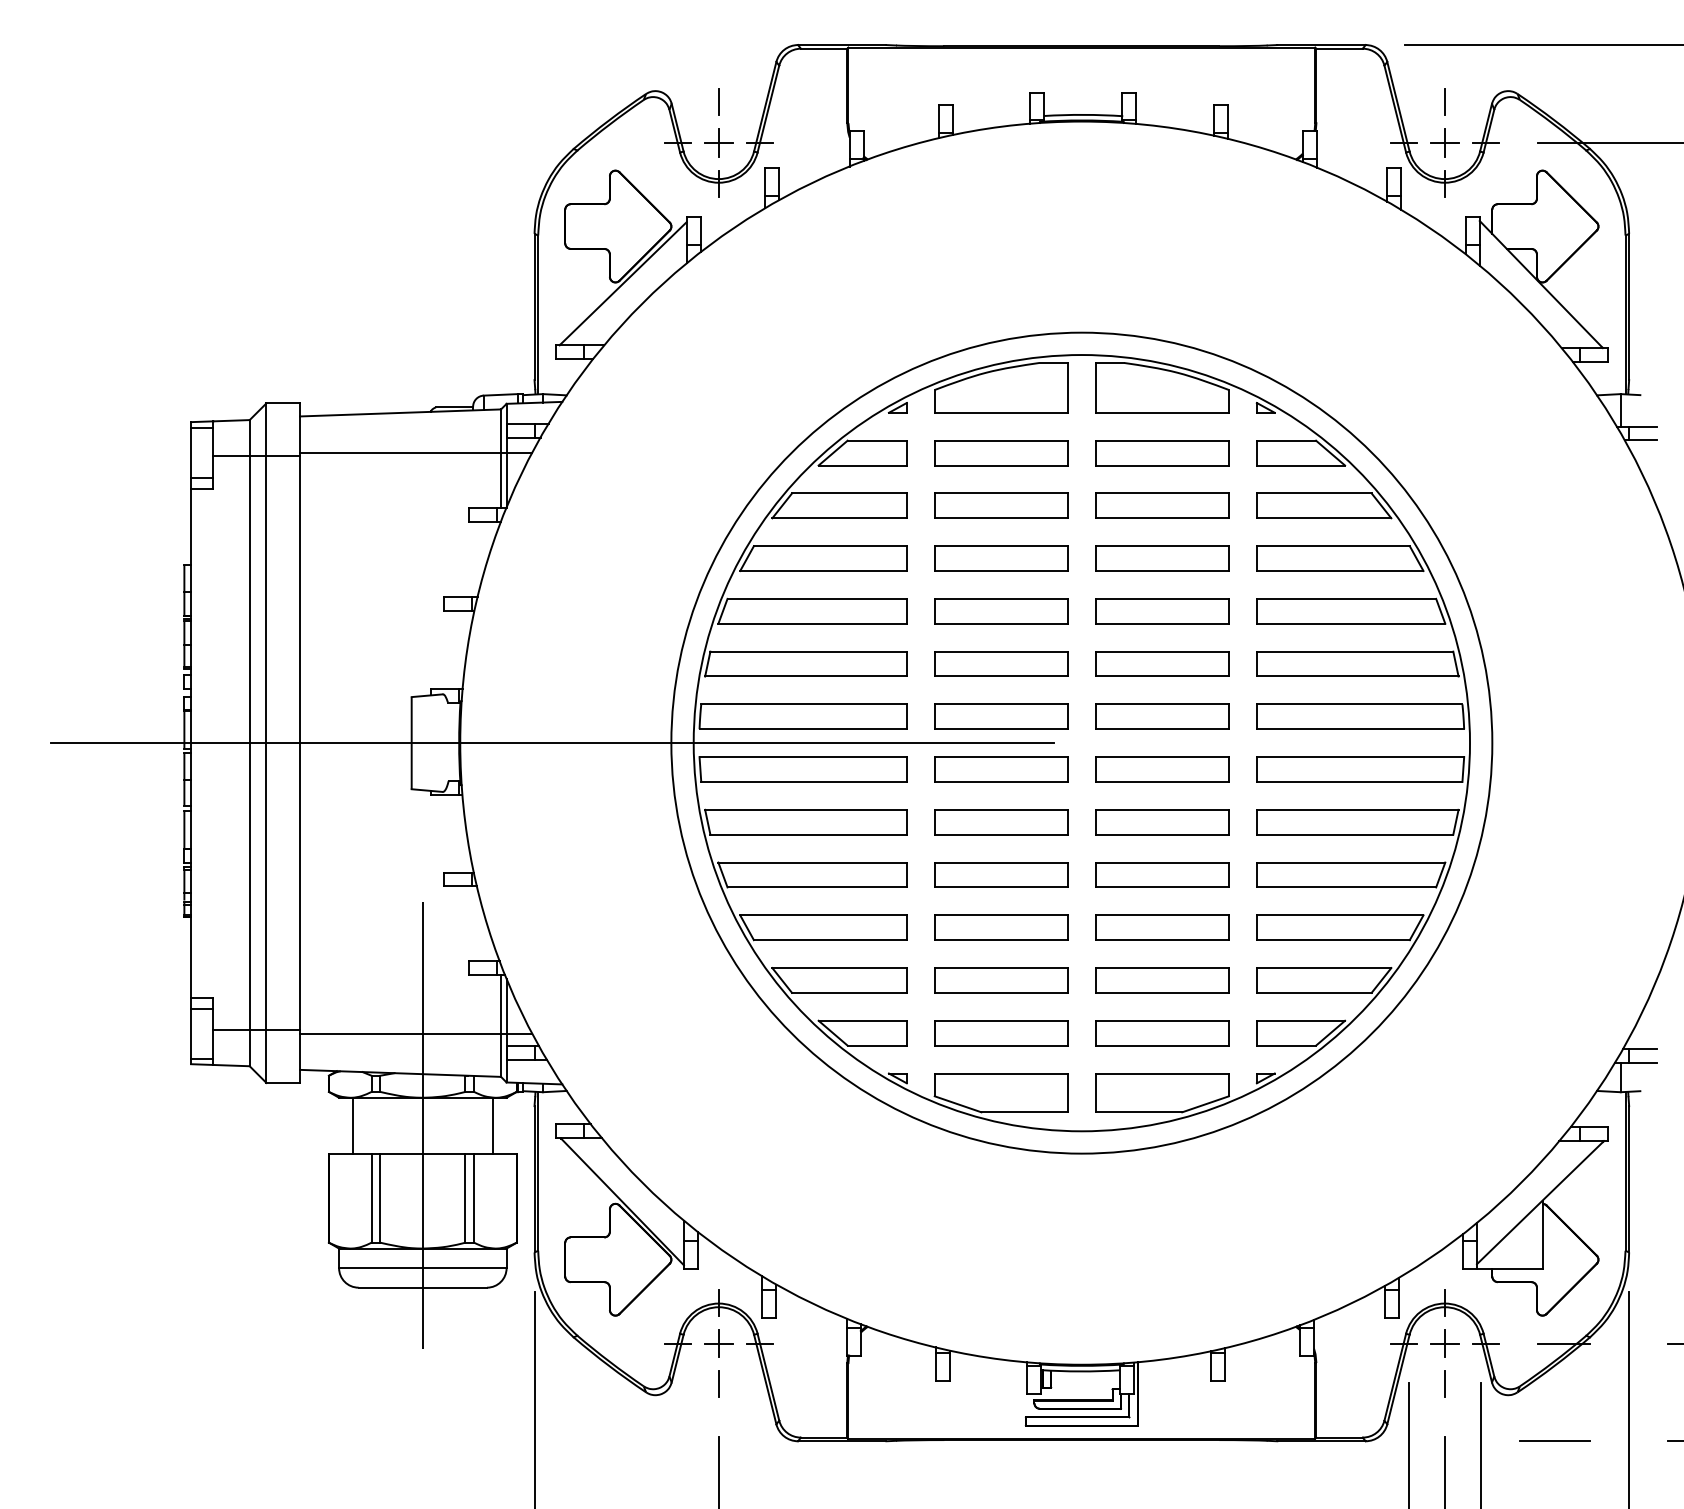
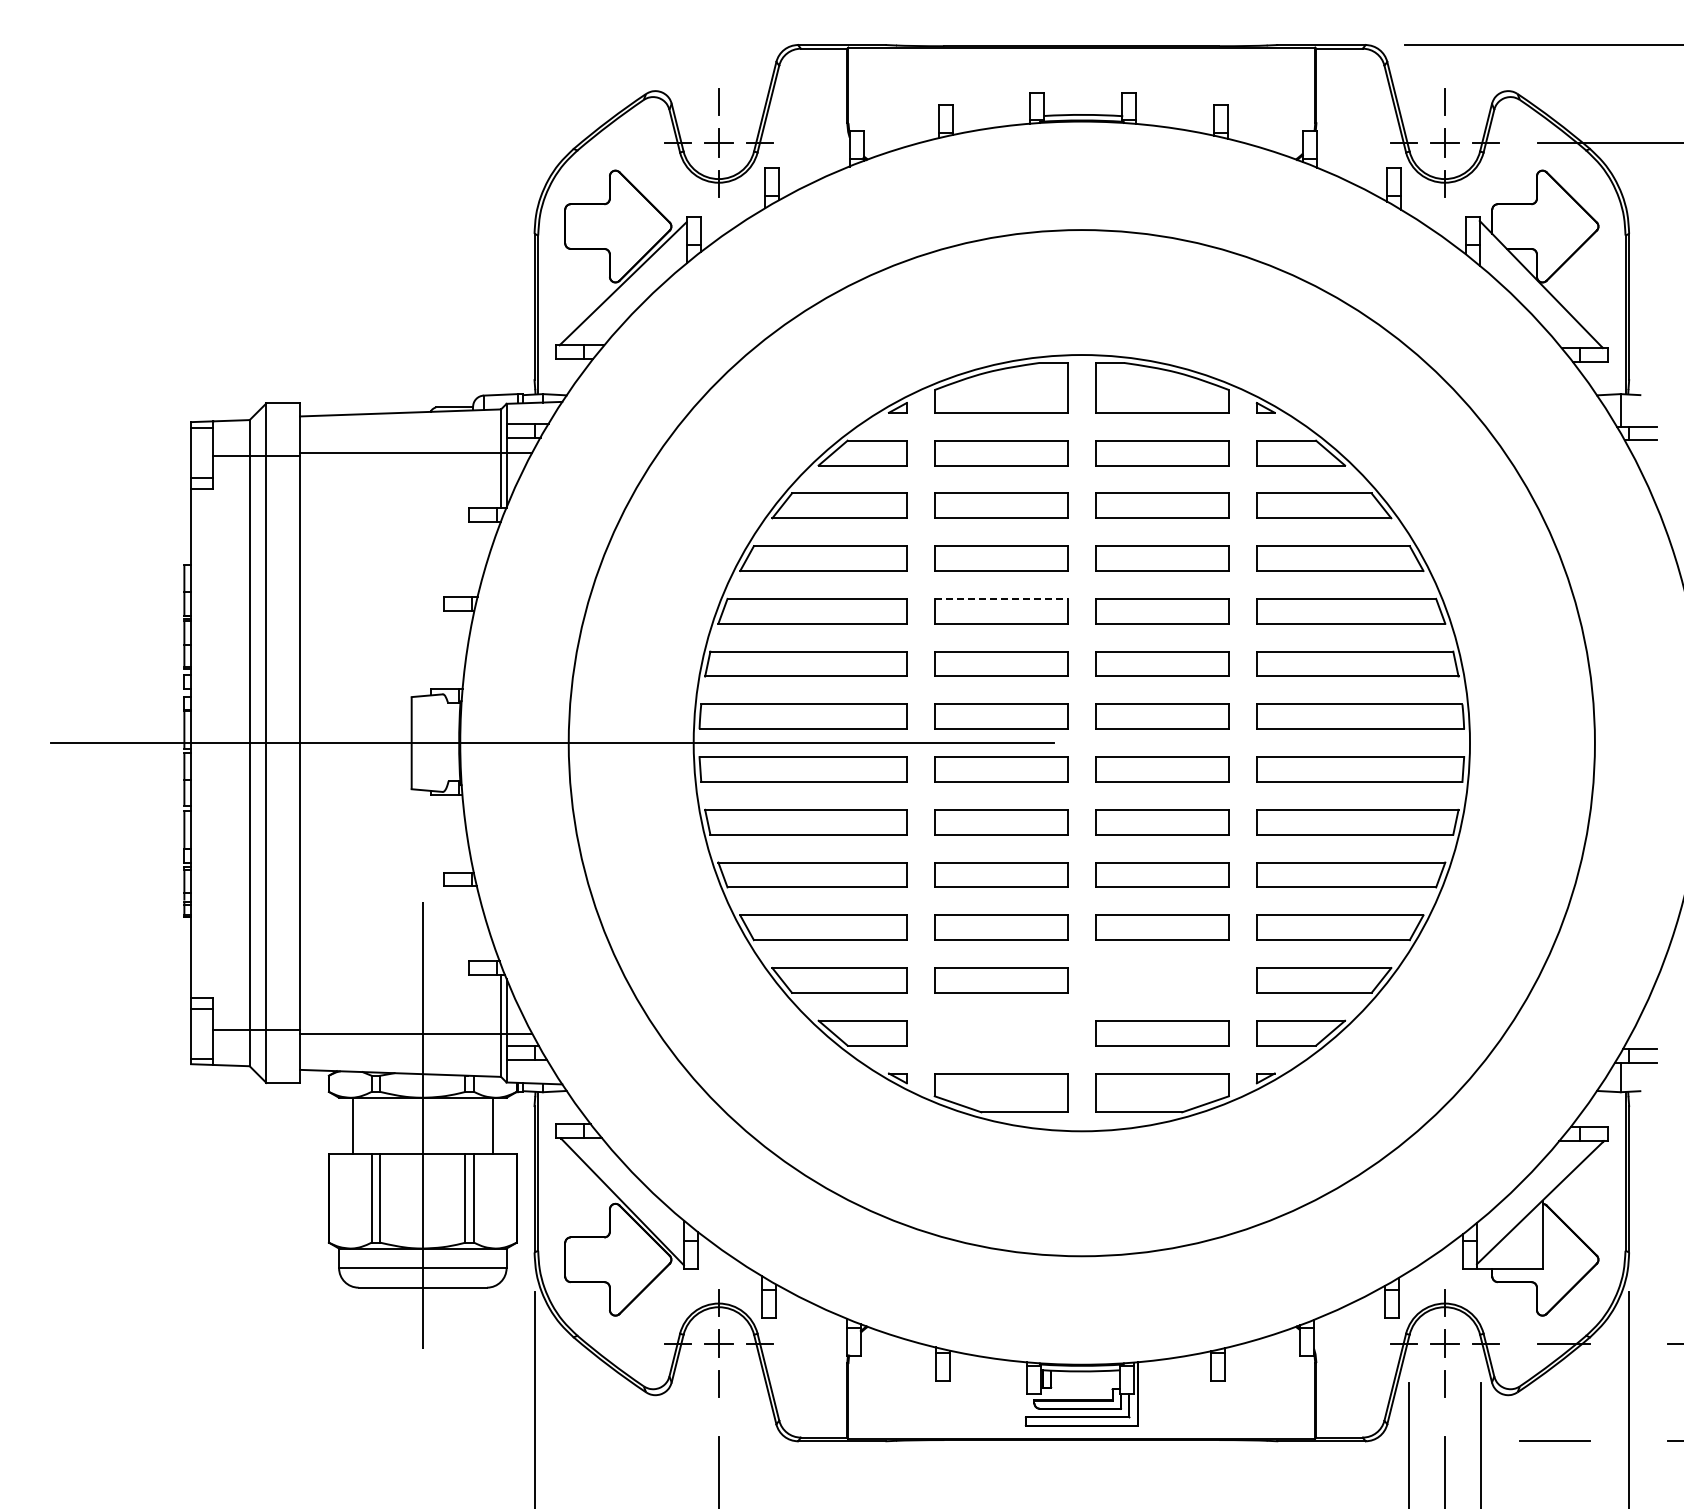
line: solid -> dashed (1001, 598)
circle diameter: 821 px -> 1026 px (1081, 743)
part: present -> none (1162, 980)
part: present -> none (1001, 1033)
